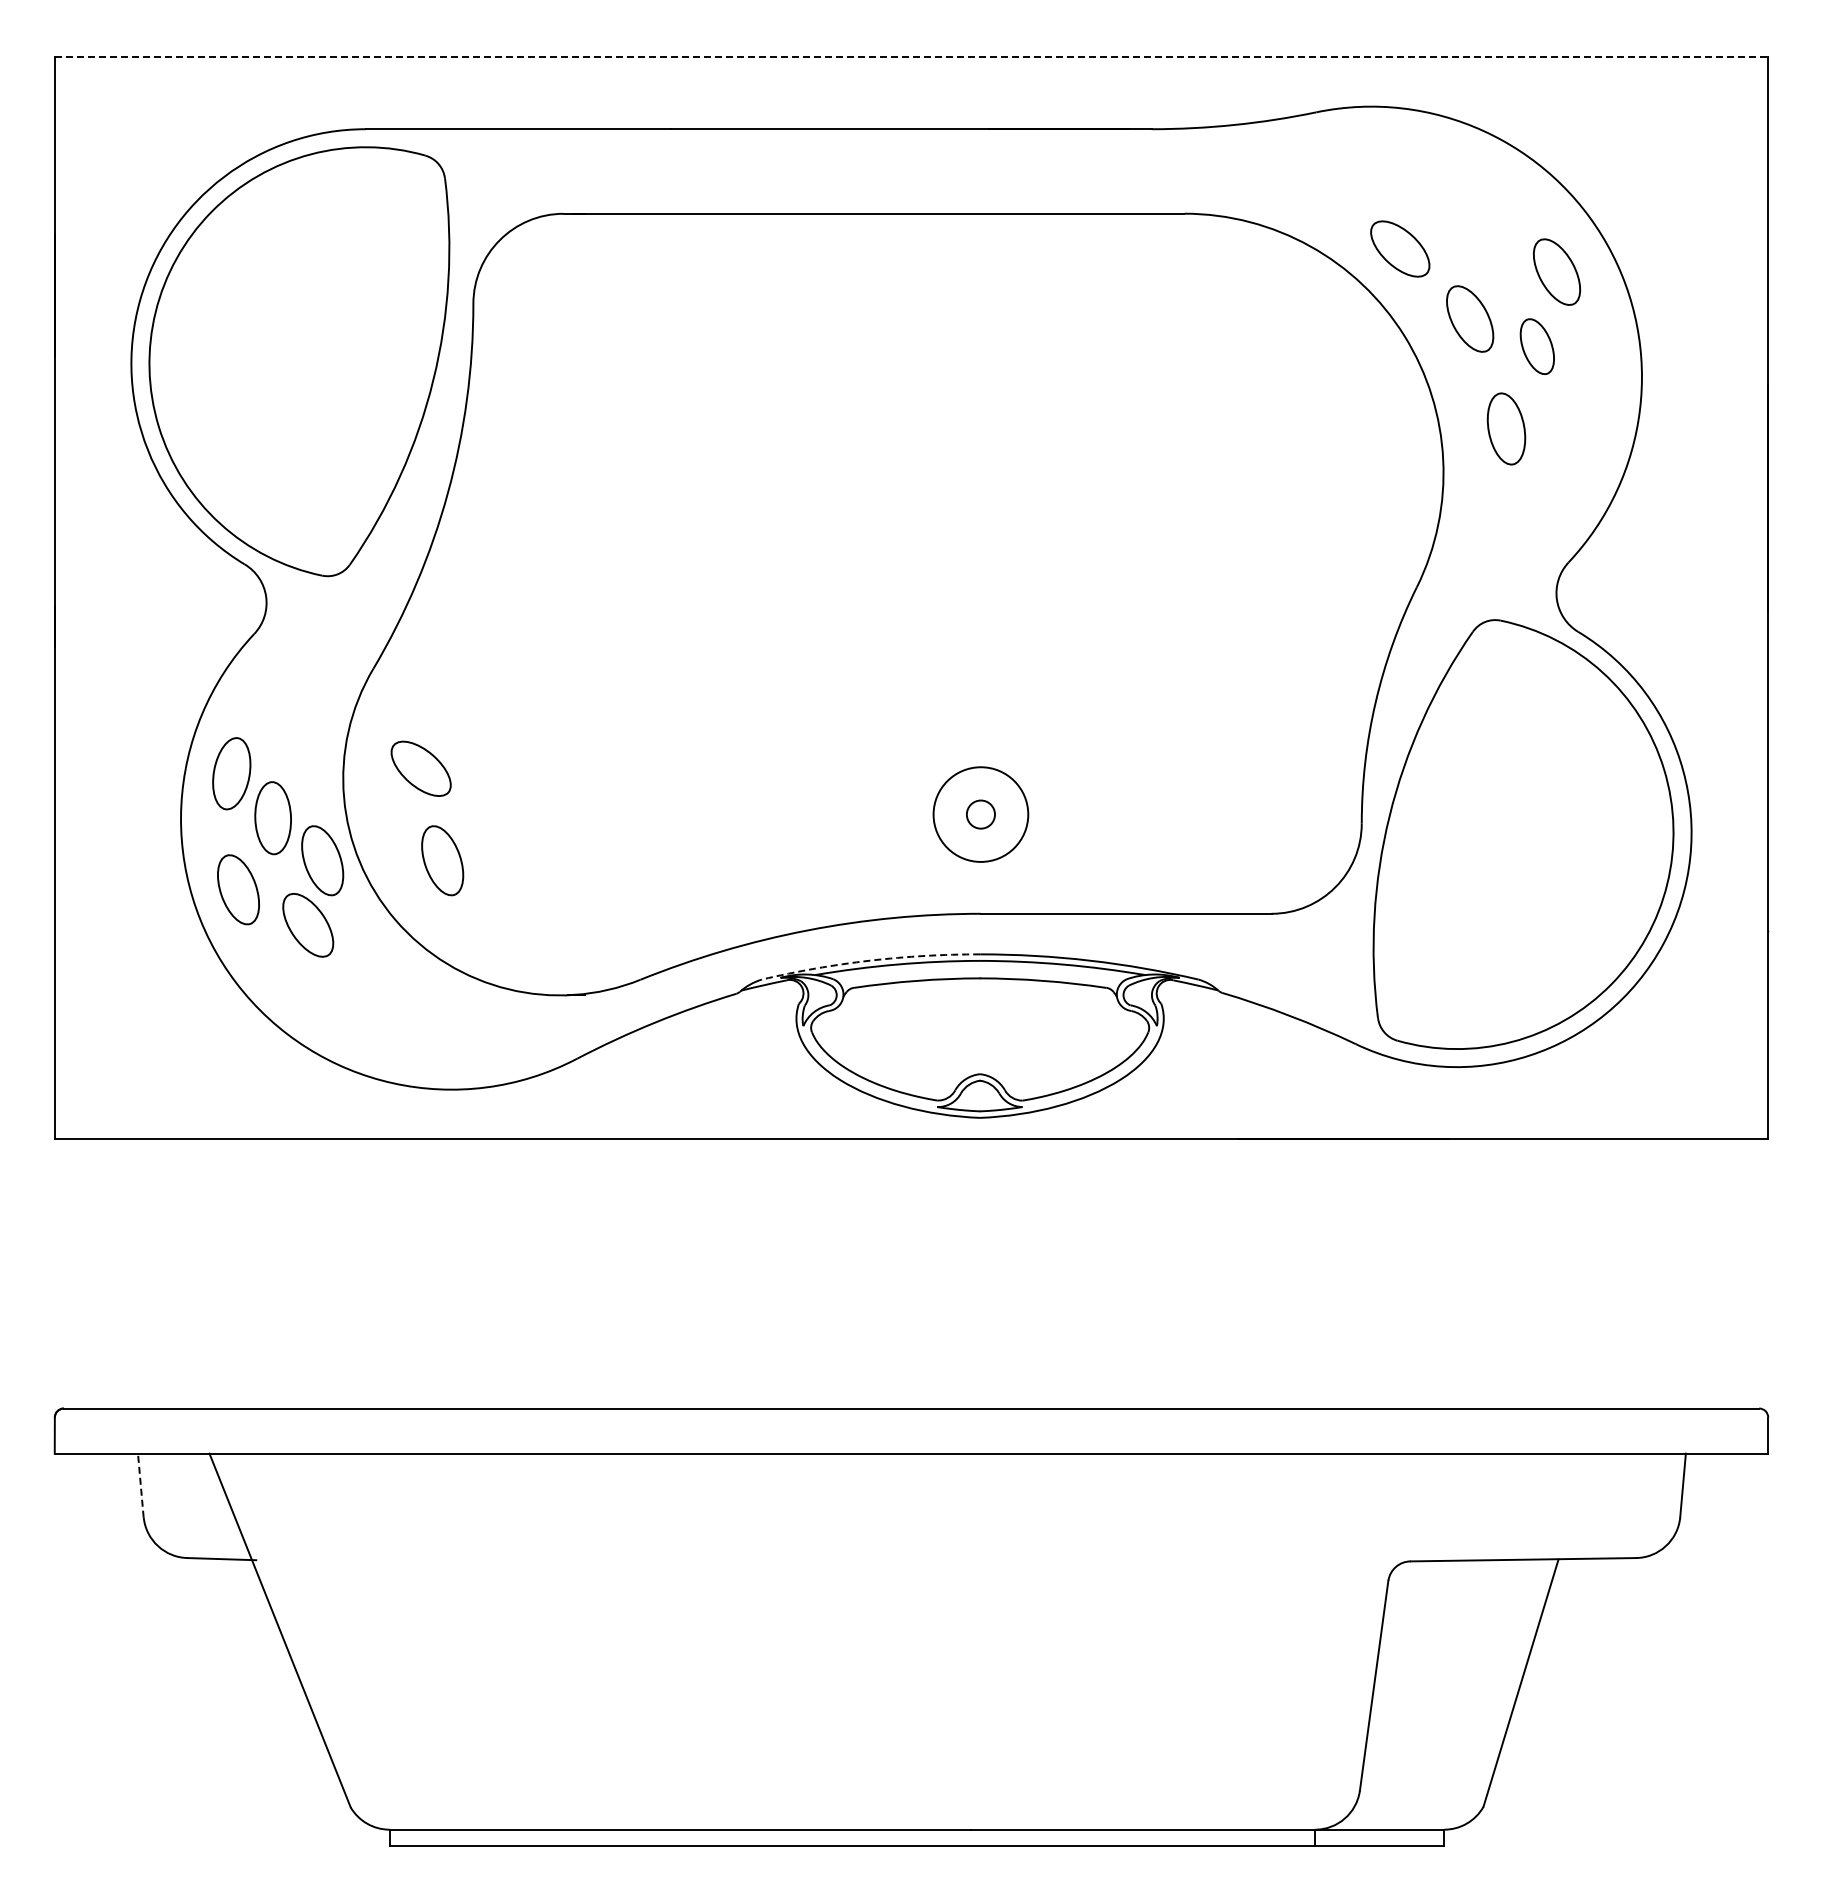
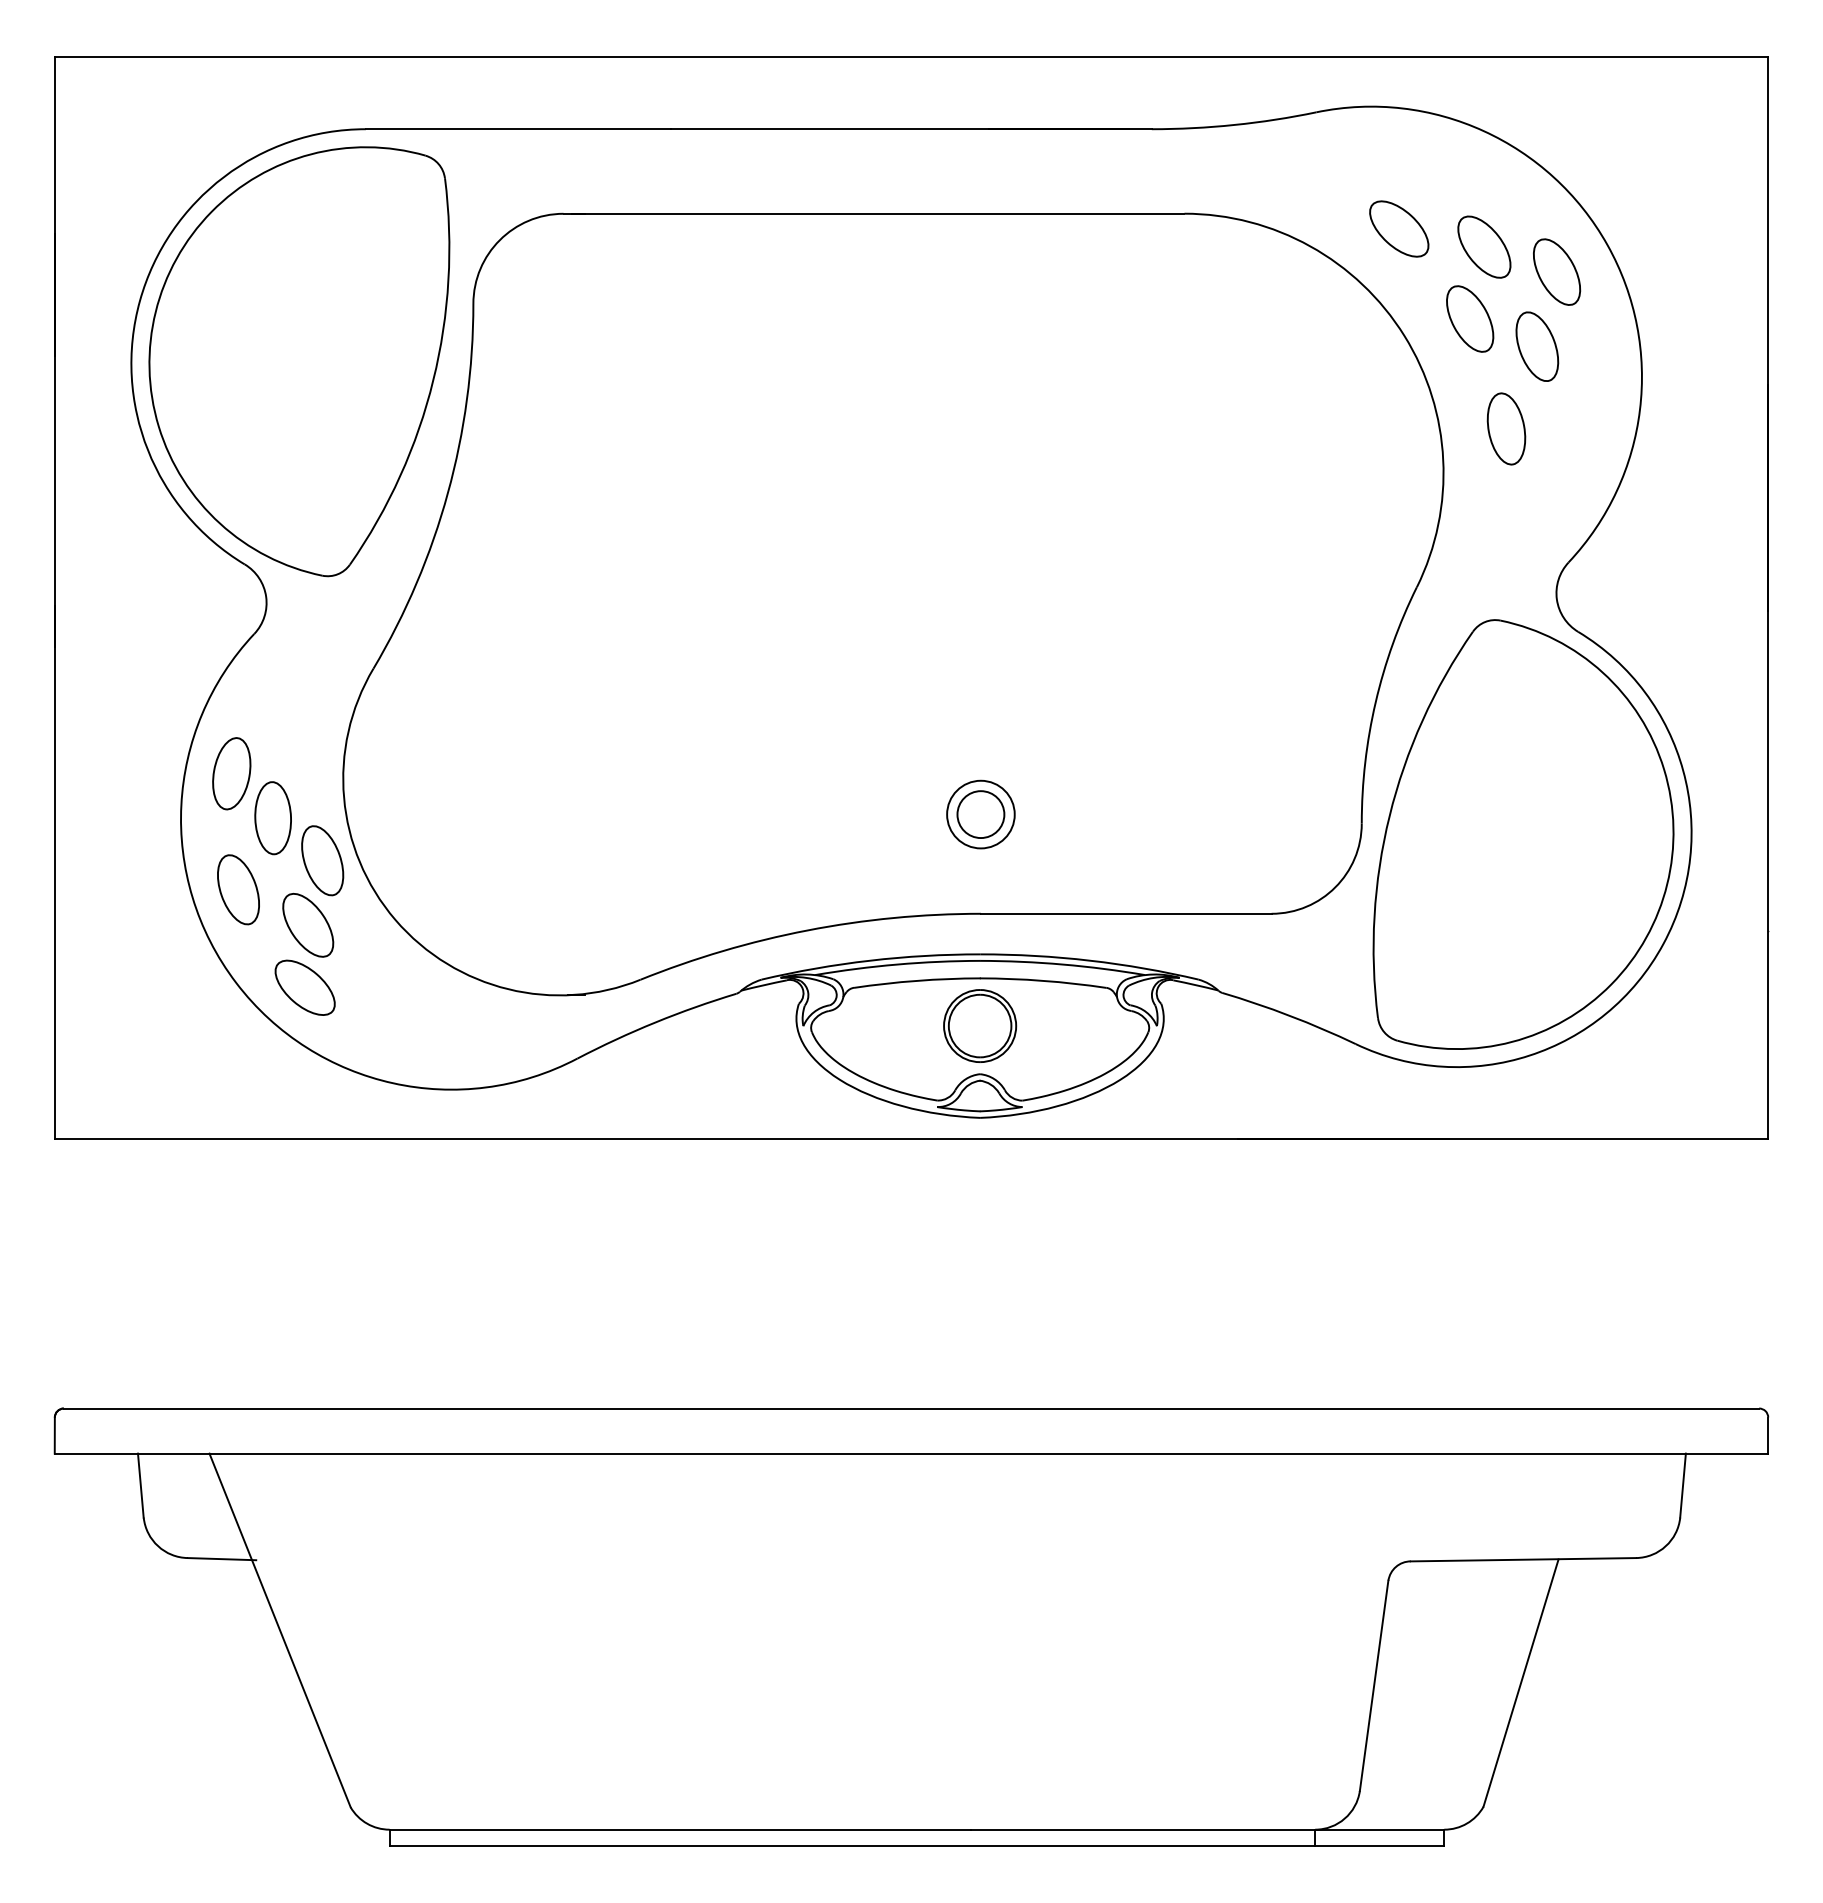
line: dashed -> solid (911, 57)
part: none -> present (1484, 246)
part position: (1400, 248) -> (1399, 228) (1399, 228)
part size: 36x57 px -> 45x71 px (1537, 346)
part position: (420, 768) -> (304, 987) (304, 987)
circle diameter: 28 px -> 47 px (980, 814)
circle diameter: 95 px -> 68 px (980, 814)
part: present -> none (442, 860)
arc: dashed -> solid (870, 960)
part: none -> present (980, 1025)
line: dashed -> solid (140, 1485)
